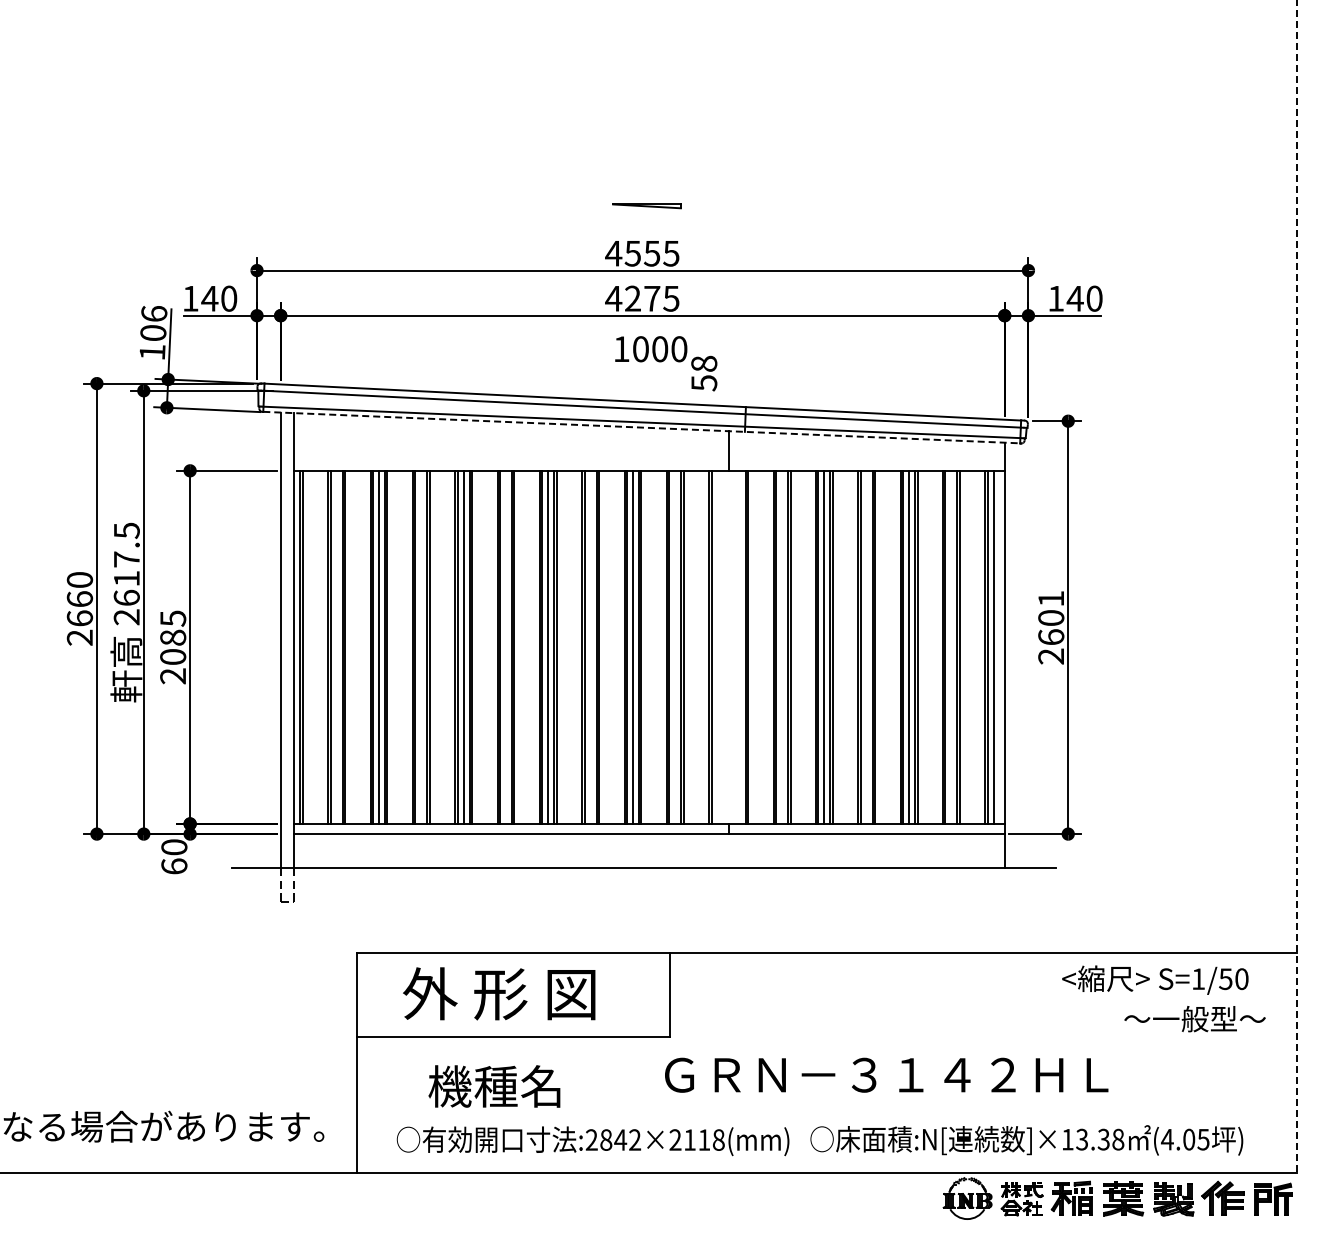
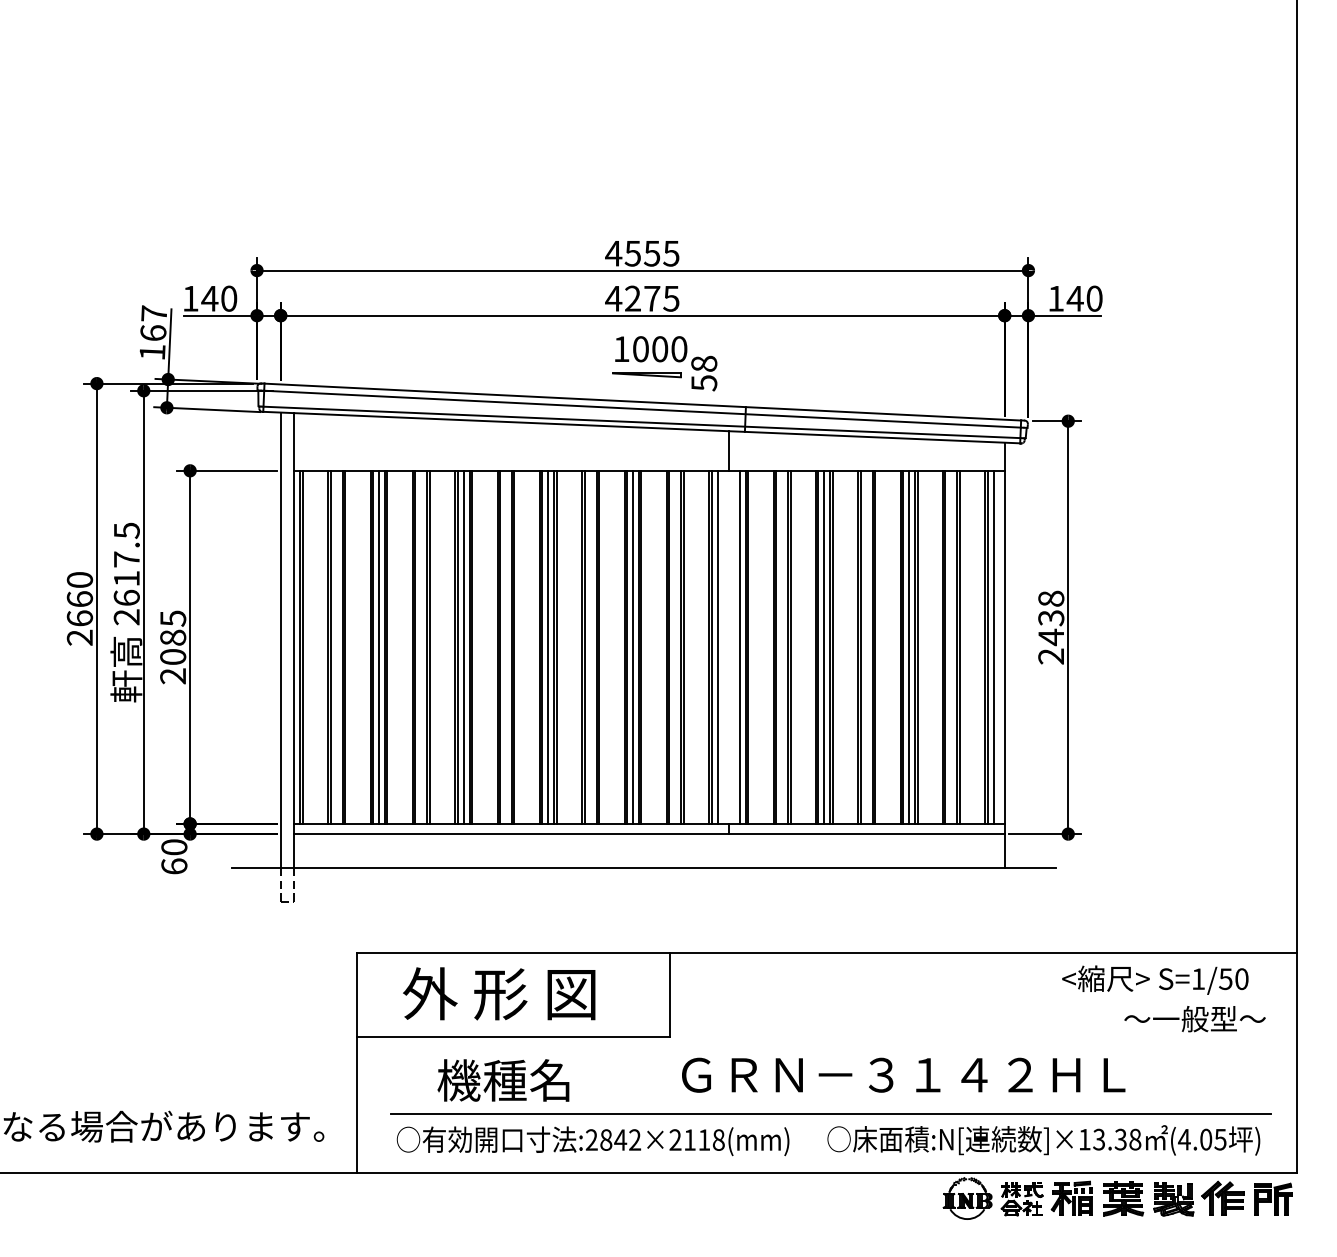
part position: (646, 206) -> (646, 375) (646, 375)
text: 106 -> 167 (153, 322)
line: dashed -> solid (641, 427)
line: dashed -> solid (1296, 587)
text: 2601 -> 2438 (1051, 618)
line: none -> present (717, 646)
line: none -> present (739, 646)
text position: (886, 1074) -> (903, 1074) (903, 1074)
text position: (494, 1086) -> (503, 1080) (503, 1080)
line: none -> present (830, 1114)
text position: (1026, 1140) -> (1043, 1140) (1043, 1140)
